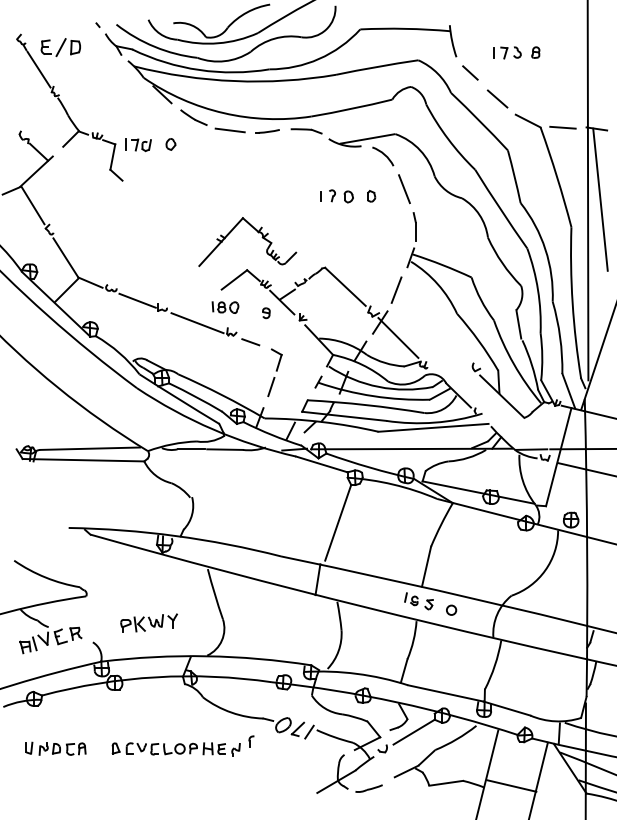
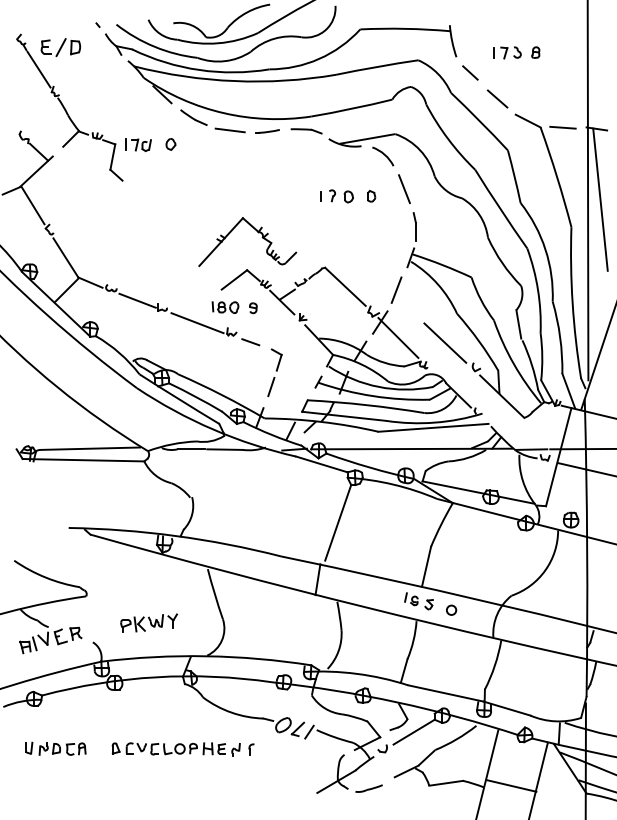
part position: (266, 313) -> (253, 308) (253, 308)
line: none -> present (445, 342)
part position: (251, 741) -> (251, 749) (251, 749)
